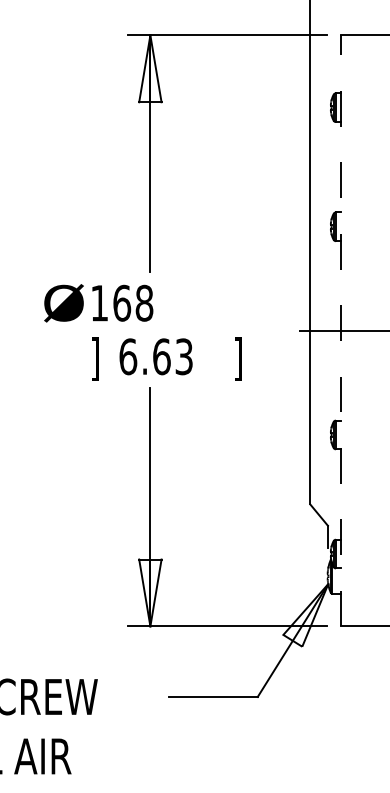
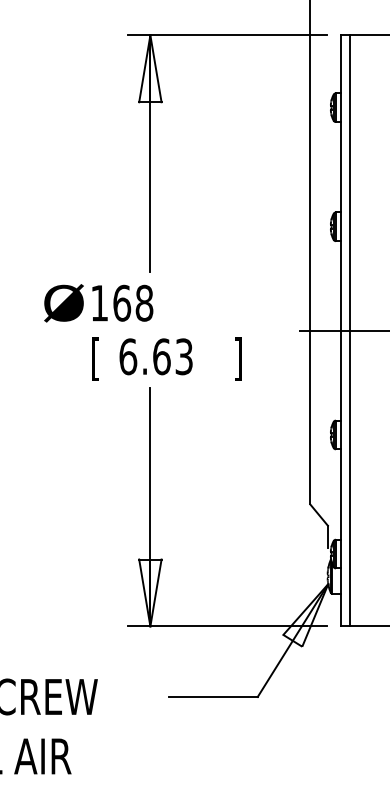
line: dashed -> solid (340, 330)
line: none -> present (349, 330)
text: ] -> [ (95, 359)
